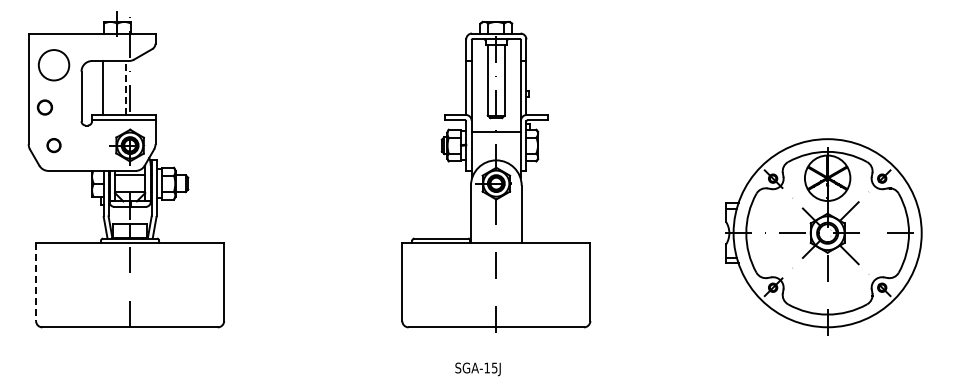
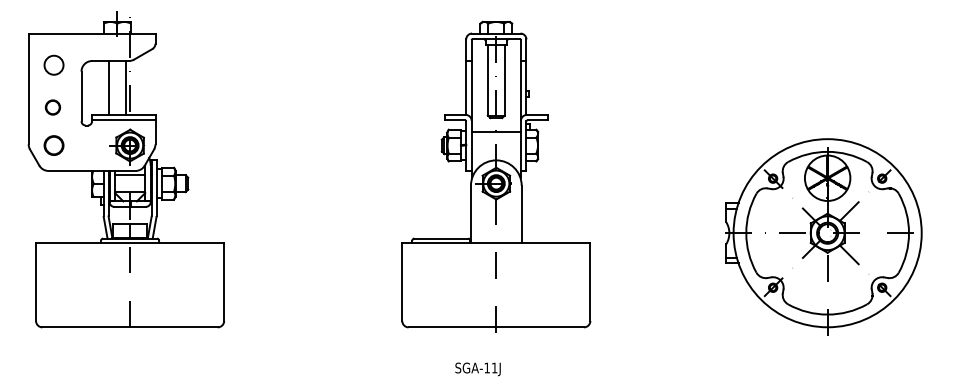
circle diameter: 30 px -> 19 px (53, 64)
line position: (103, 87) -> (109, 87) (109, 87)
line: dashed -> solid (125, 87)
circle position: (44, 107) -> (52, 107) (52, 107)
circle size: 16x16 px -> 22x21 px (53, 145)
line: dashed -> solid (36, 282)
text: SGA-15J -> SGA-11J (494, 367)
